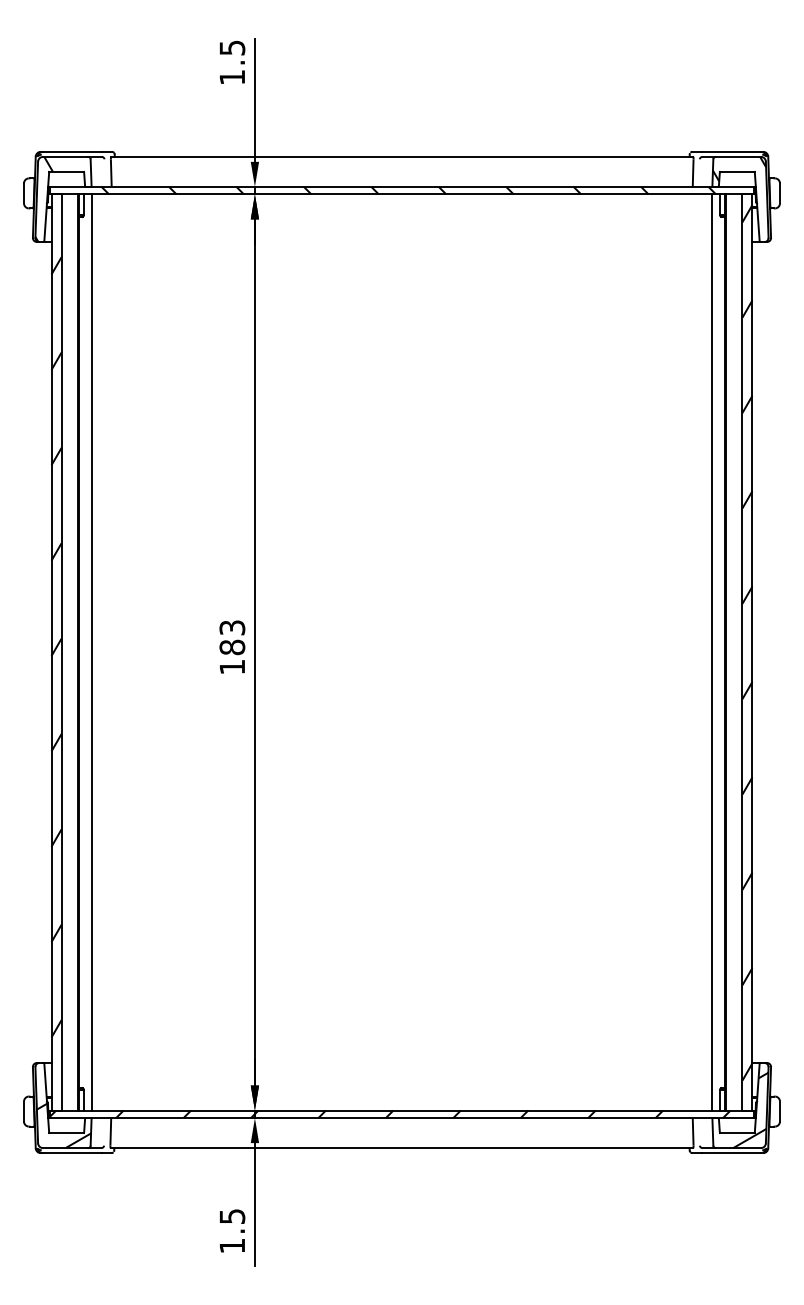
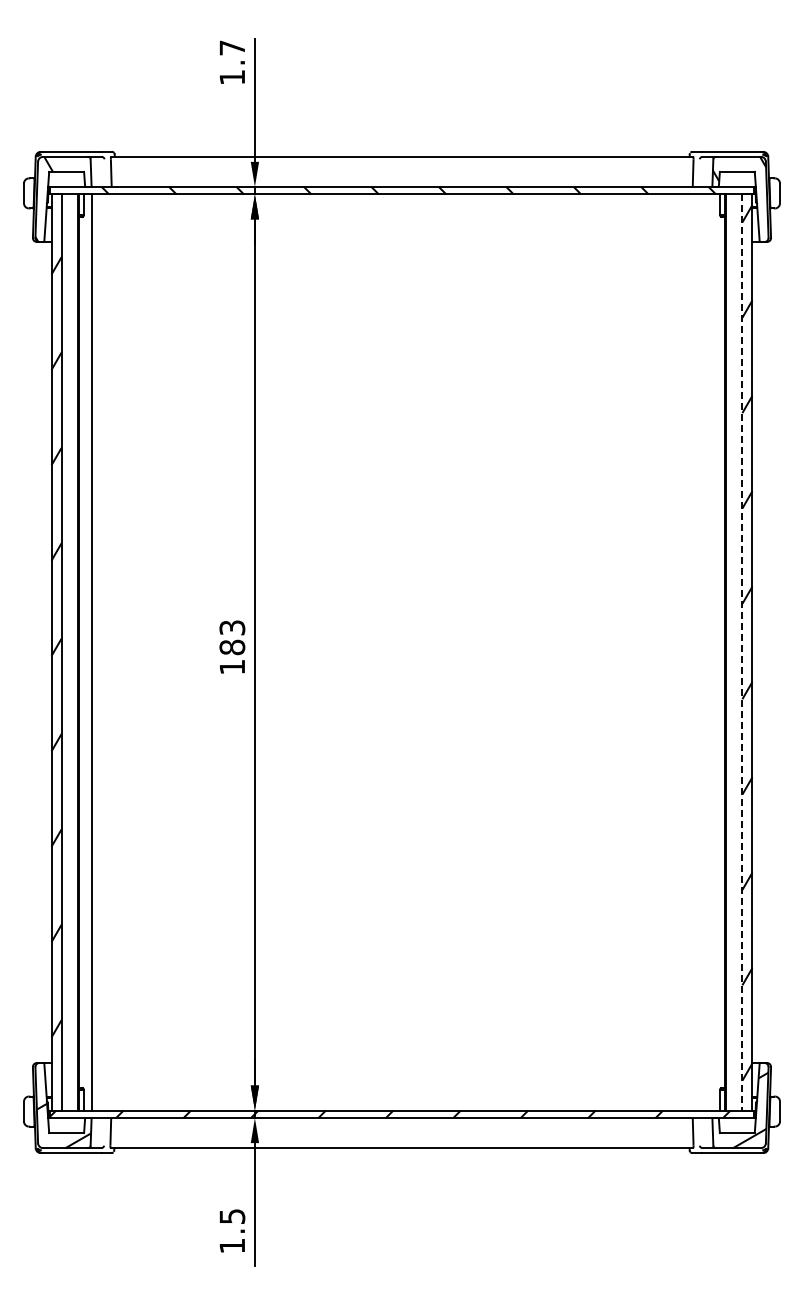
text: 1.5 -> 1.7 (232, 47)
line: present -> none (712, 652)
line: solid -> dashed (742, 652)
